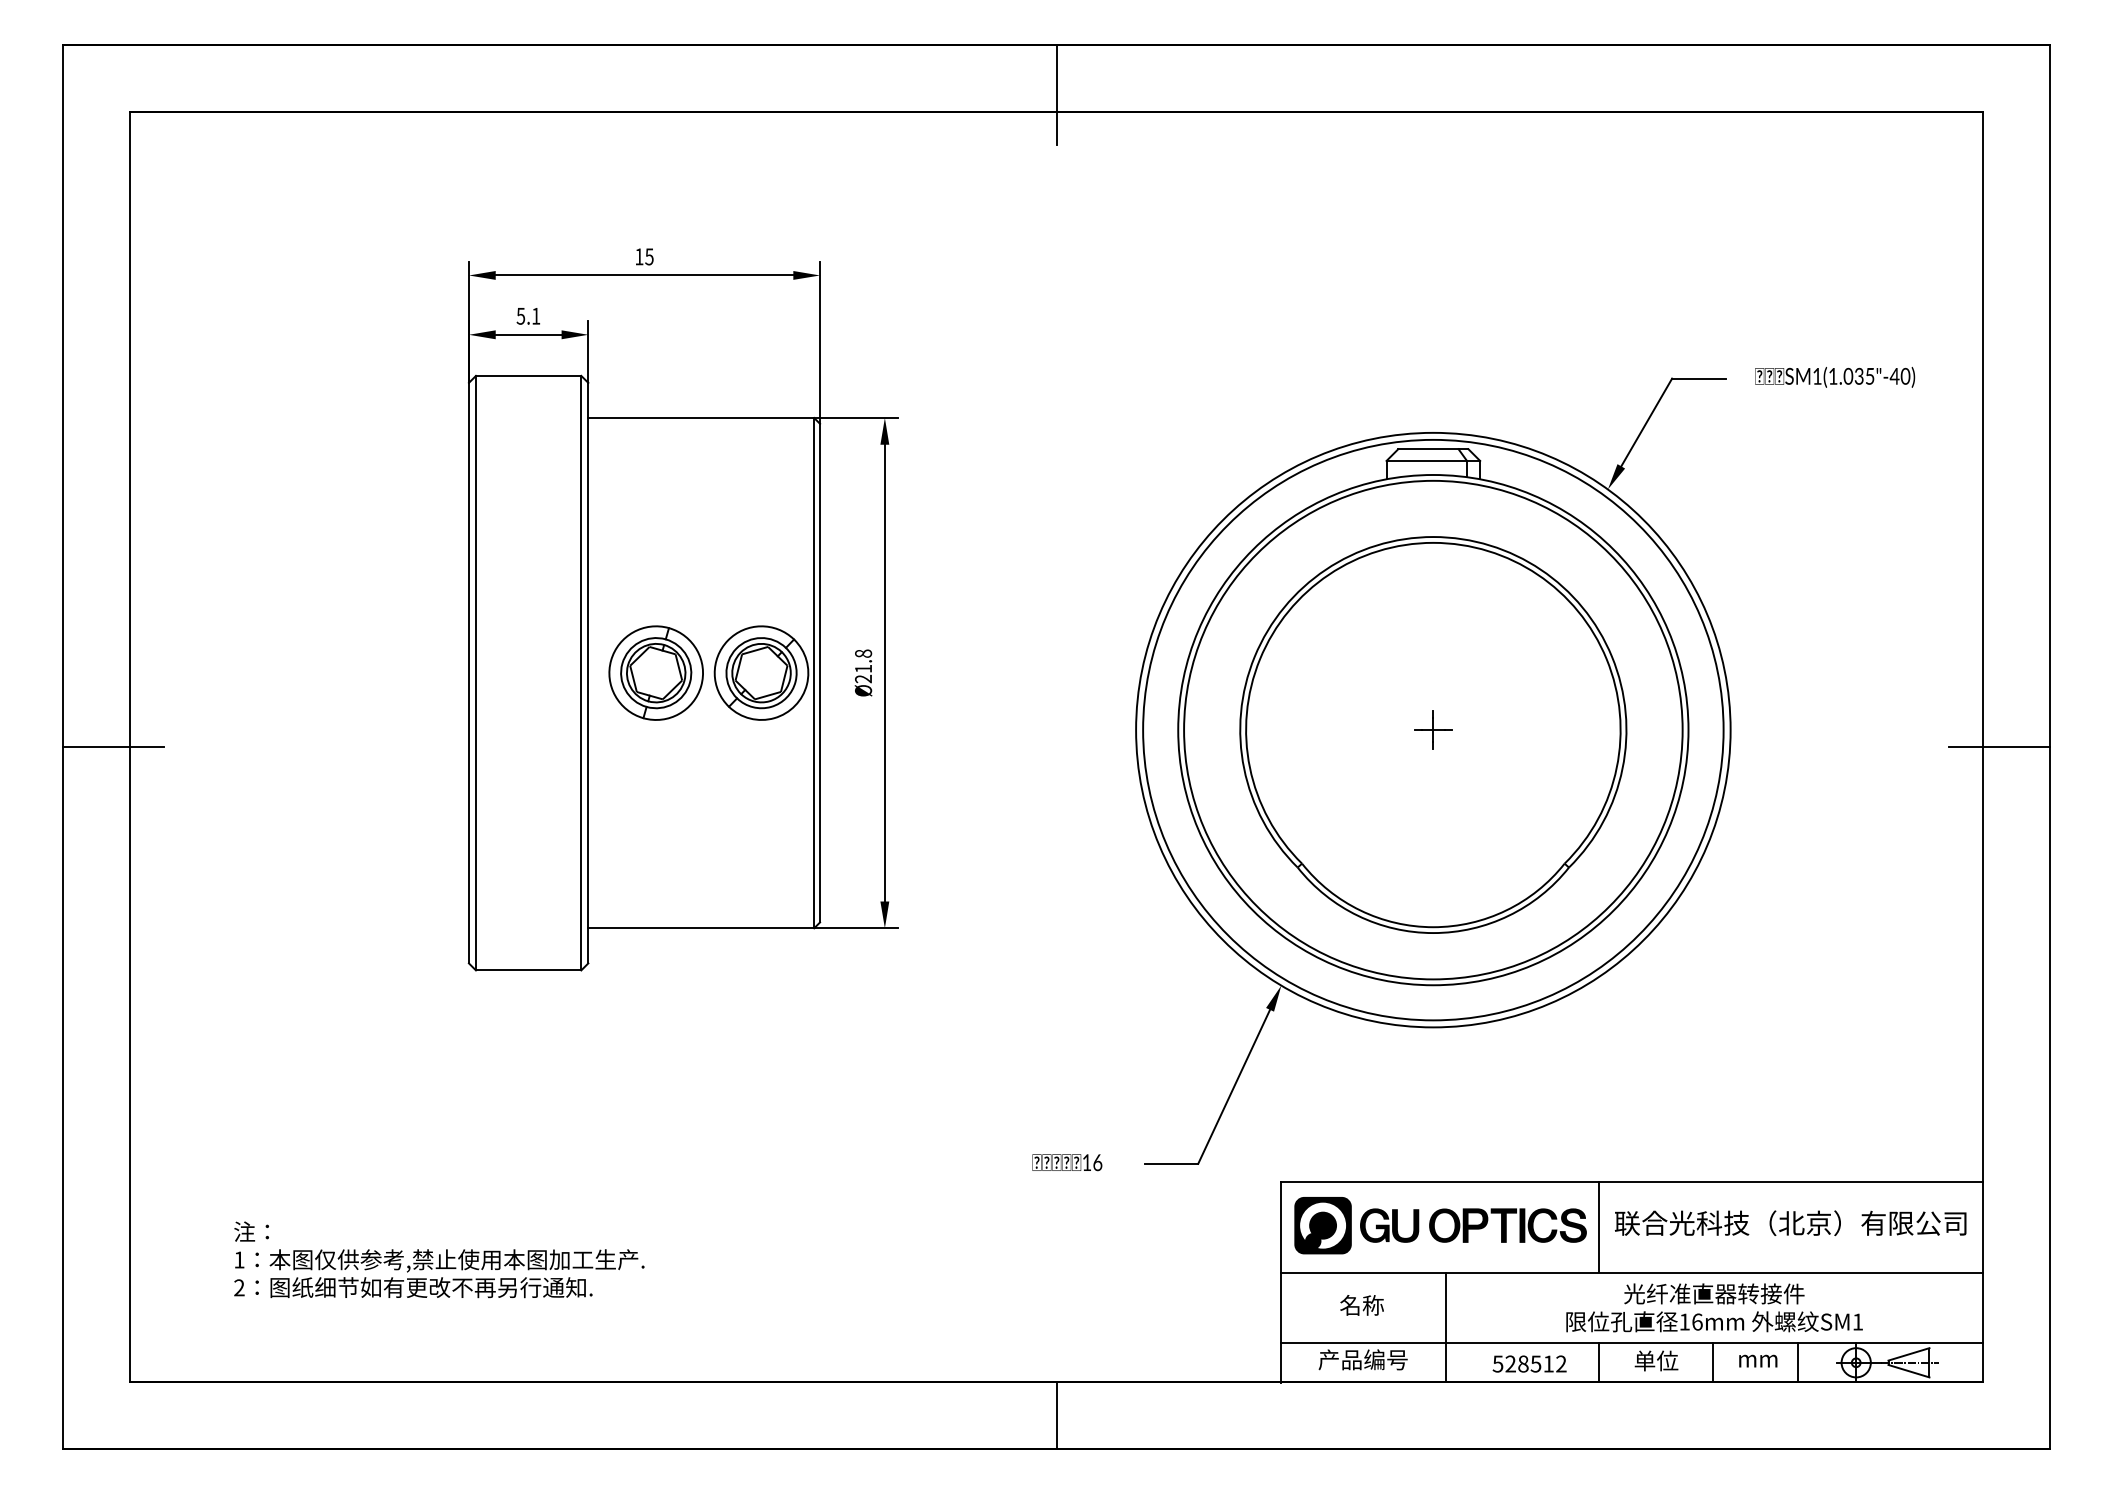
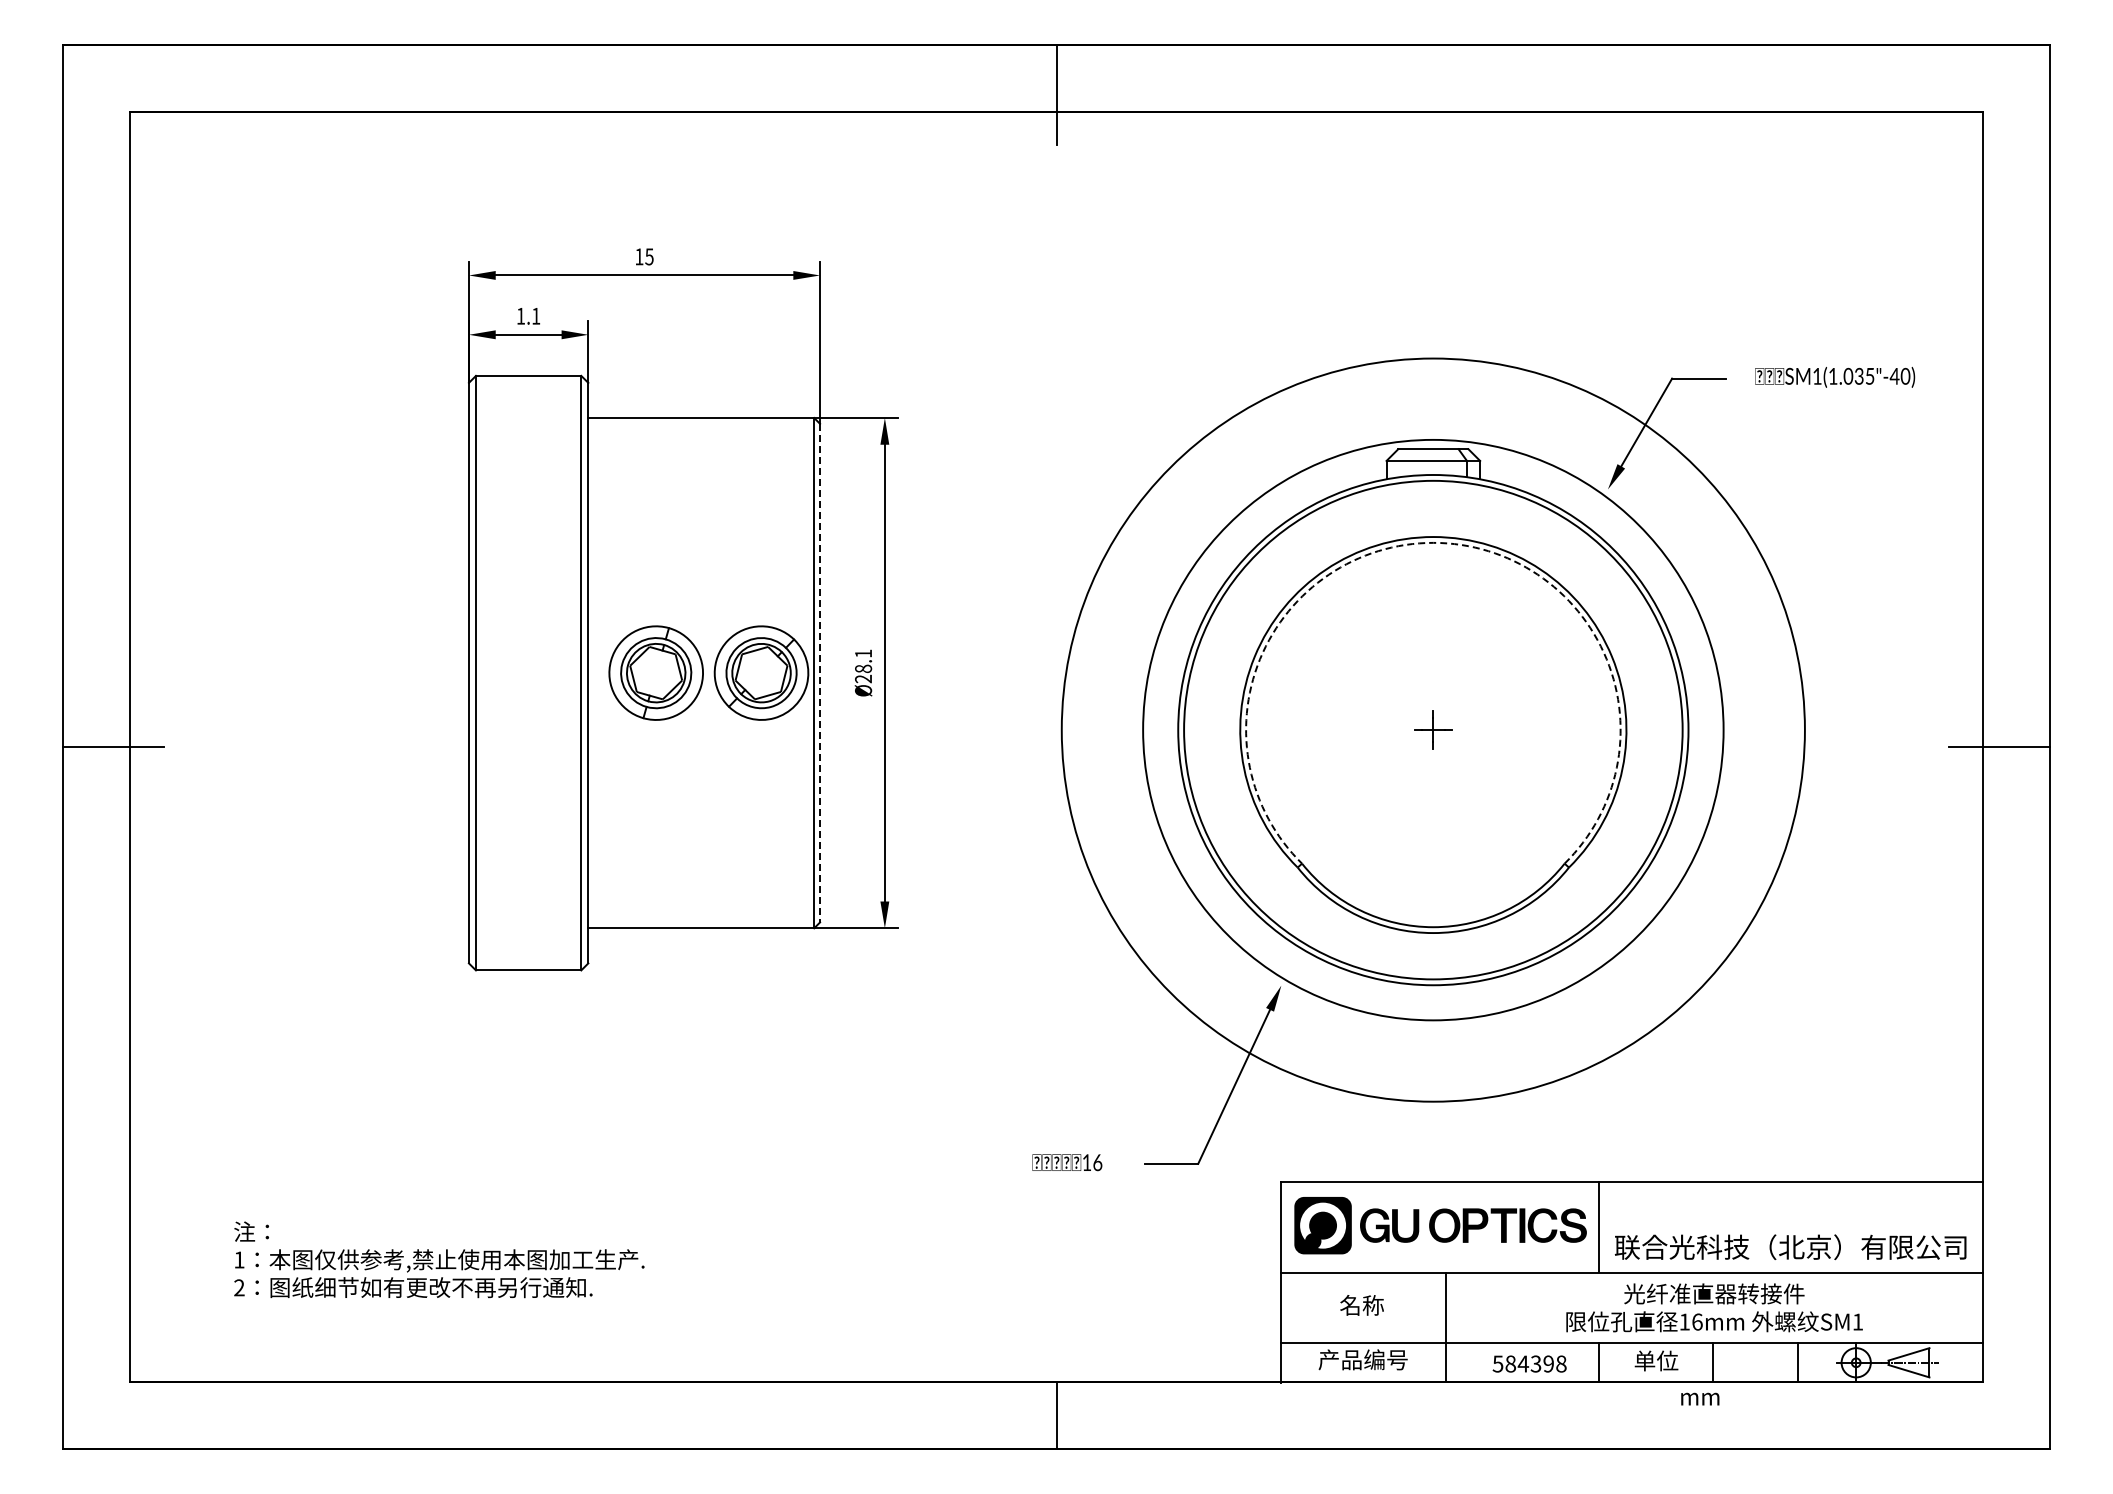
text: 5.1 -> 1.1 (520, 316)
arc: solid -> dashed (1433, 542)
text: Ø21.8 -> Ø28.1 (863, 661)
line: solid -> dashed (820, 673)
circle diameter: 595 px -> 743 px (1432, 729)
text position: (1790, 1223) -> (1790, 1247) (1790, 1247)
text position: (1758, 1360) -> (1700, 1398) (1700, 1398)
text: 528512 -> 584398 (1535, 1363)
